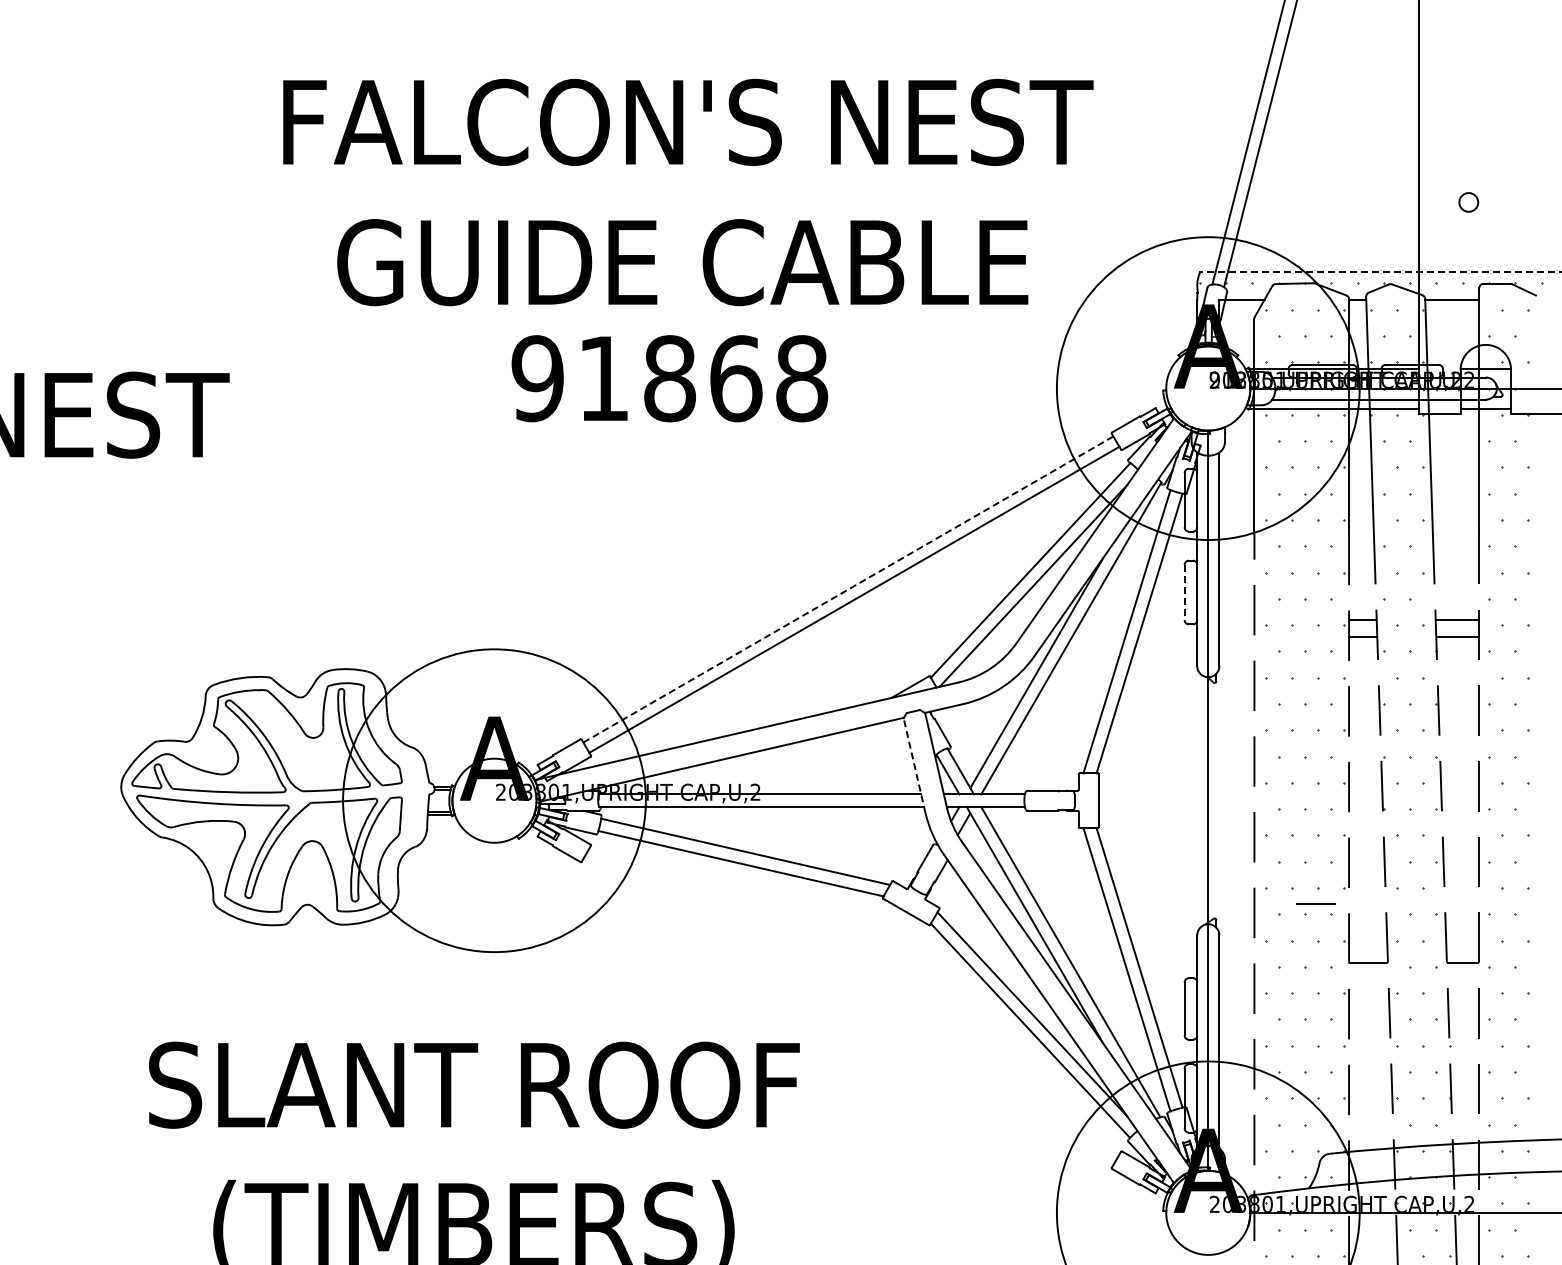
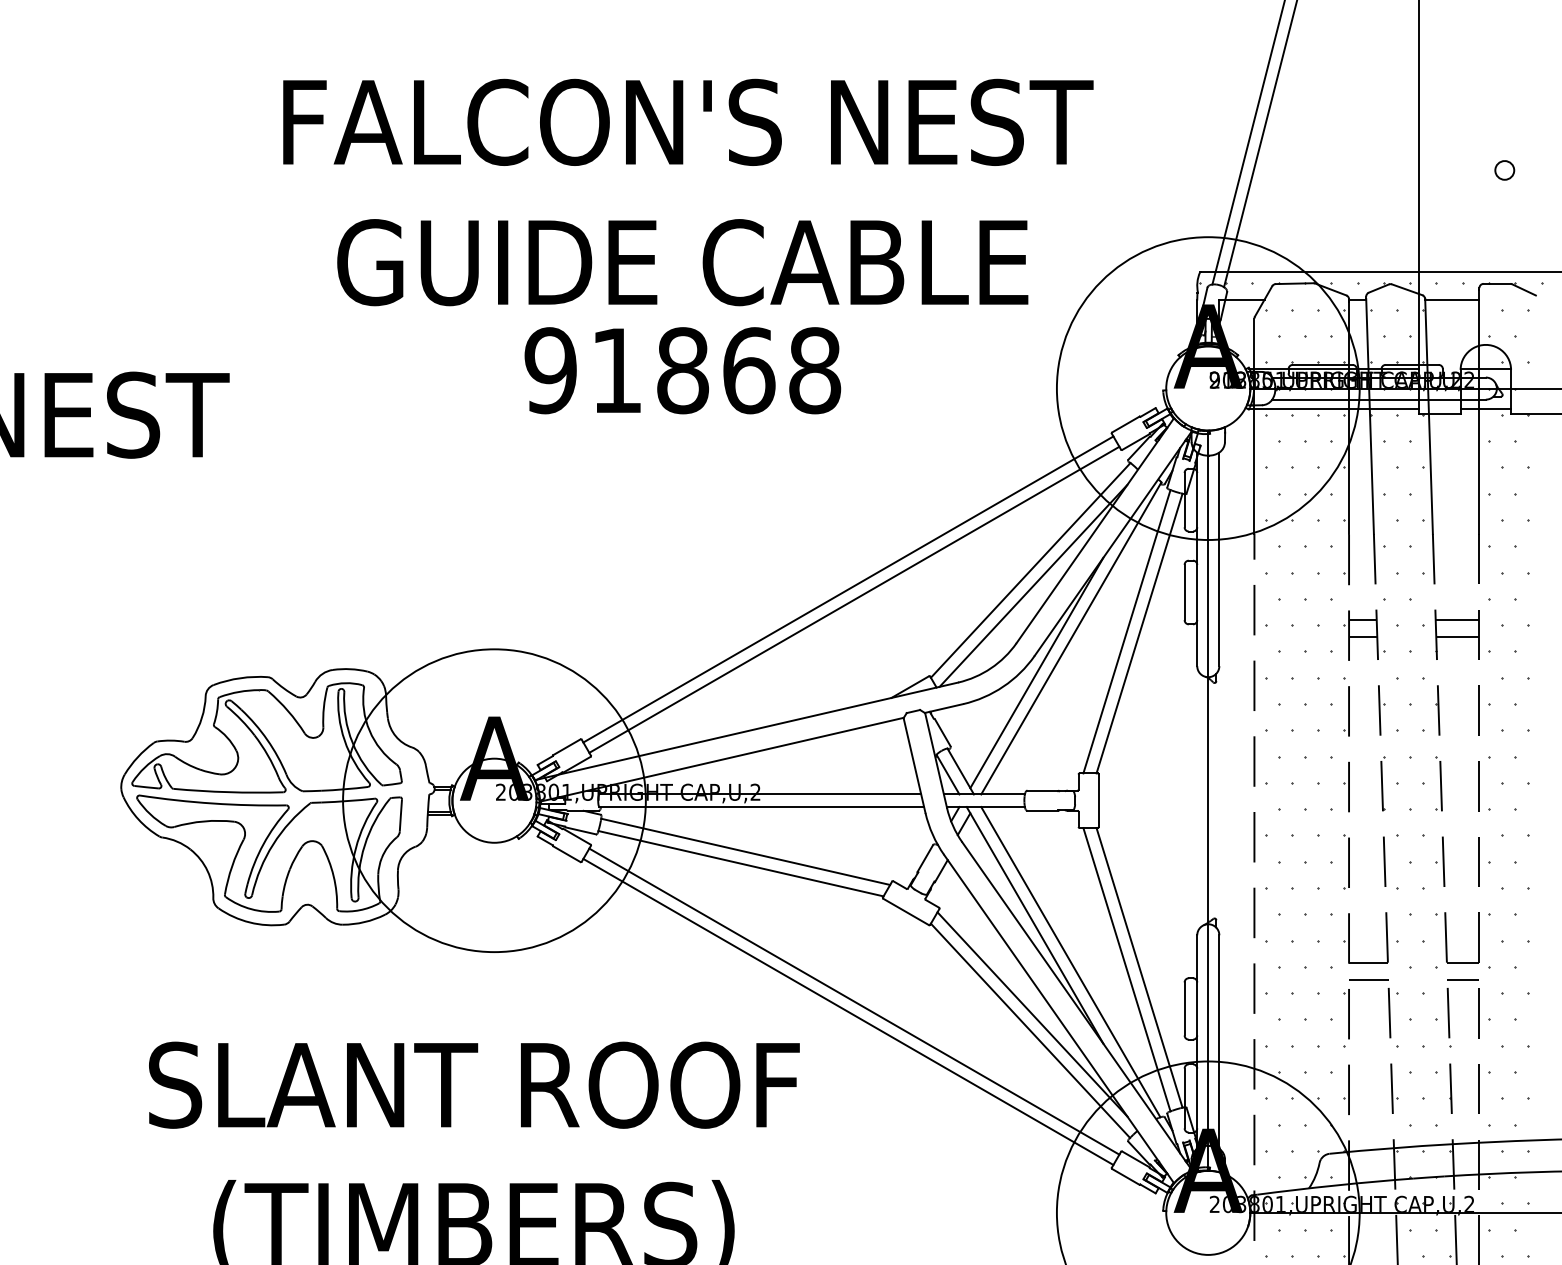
part position: (1468, 202) -> (1504, 170) (1504, 170)
line: dashed -> solid (1381, 271)
text position: (669, 378) -> (682, 370) (682, 370)
line: dashed -> solid (848, 589)
line: dashed -> solid (1184, 592)
line: dashed -> solid (914, 765)
line position: (1315, 903) -> (1368, 979) (1368, 979)
line: none -> present (1462, 979)
line: none -> present (854, 1001)
line: none -> present (848, 1011)
